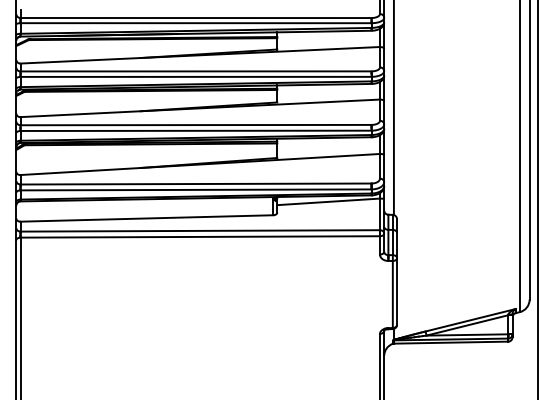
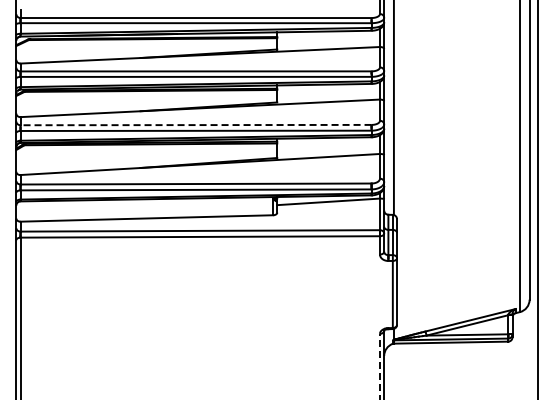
line: solid -> dashed (195, 125)
line: solid -> dashed (379, 366)
